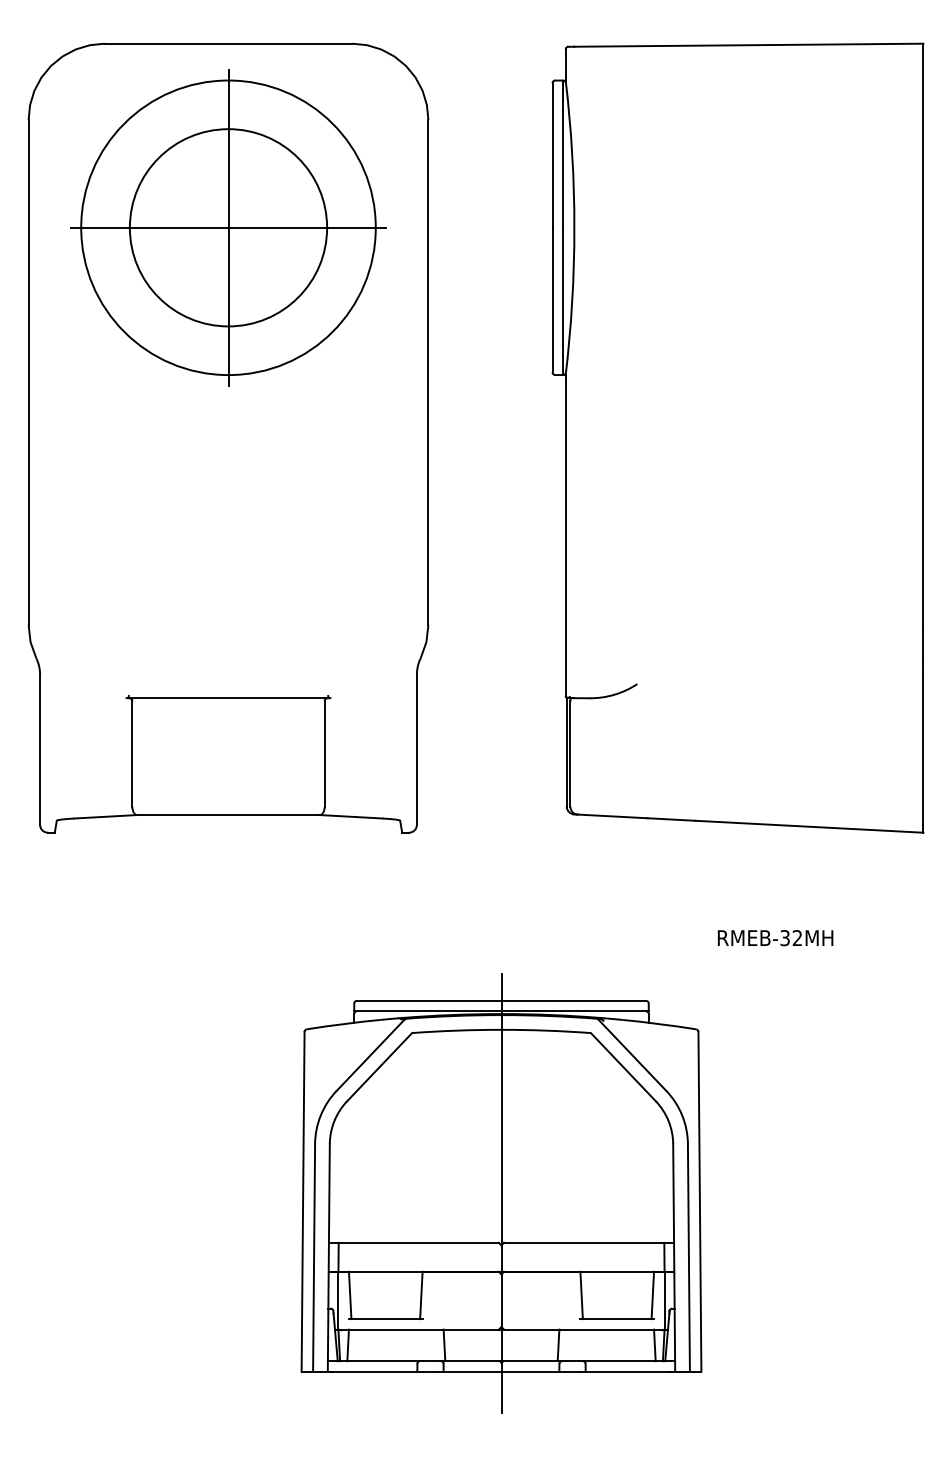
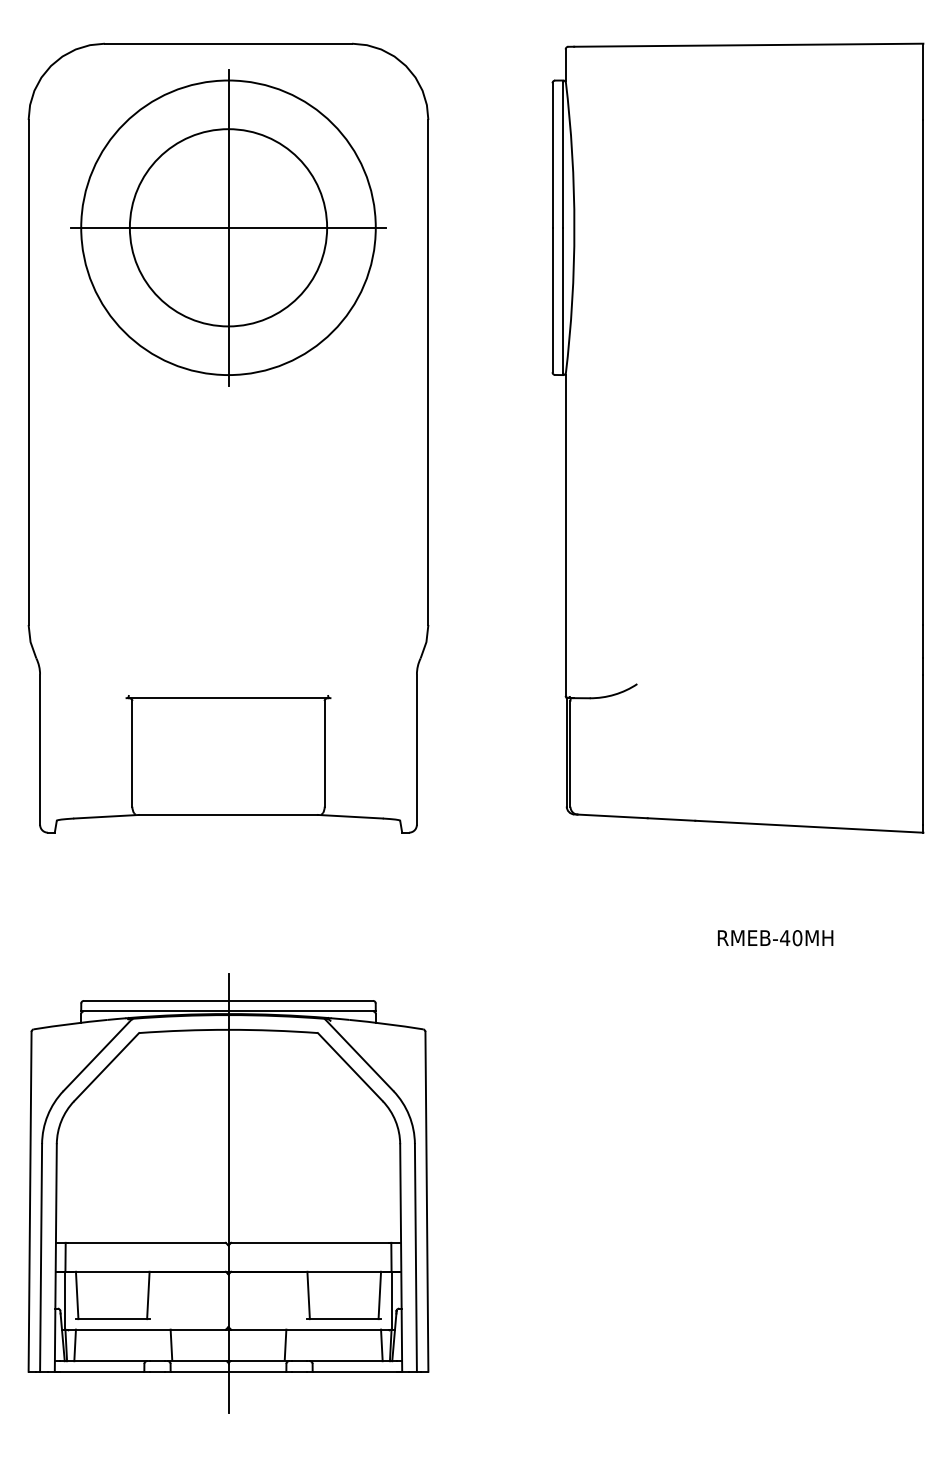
text: RMEB-32MH -> RMEB-40MH (791, 938)
part position: (501, 1193) -> (228, 1193) (228, 1193)
